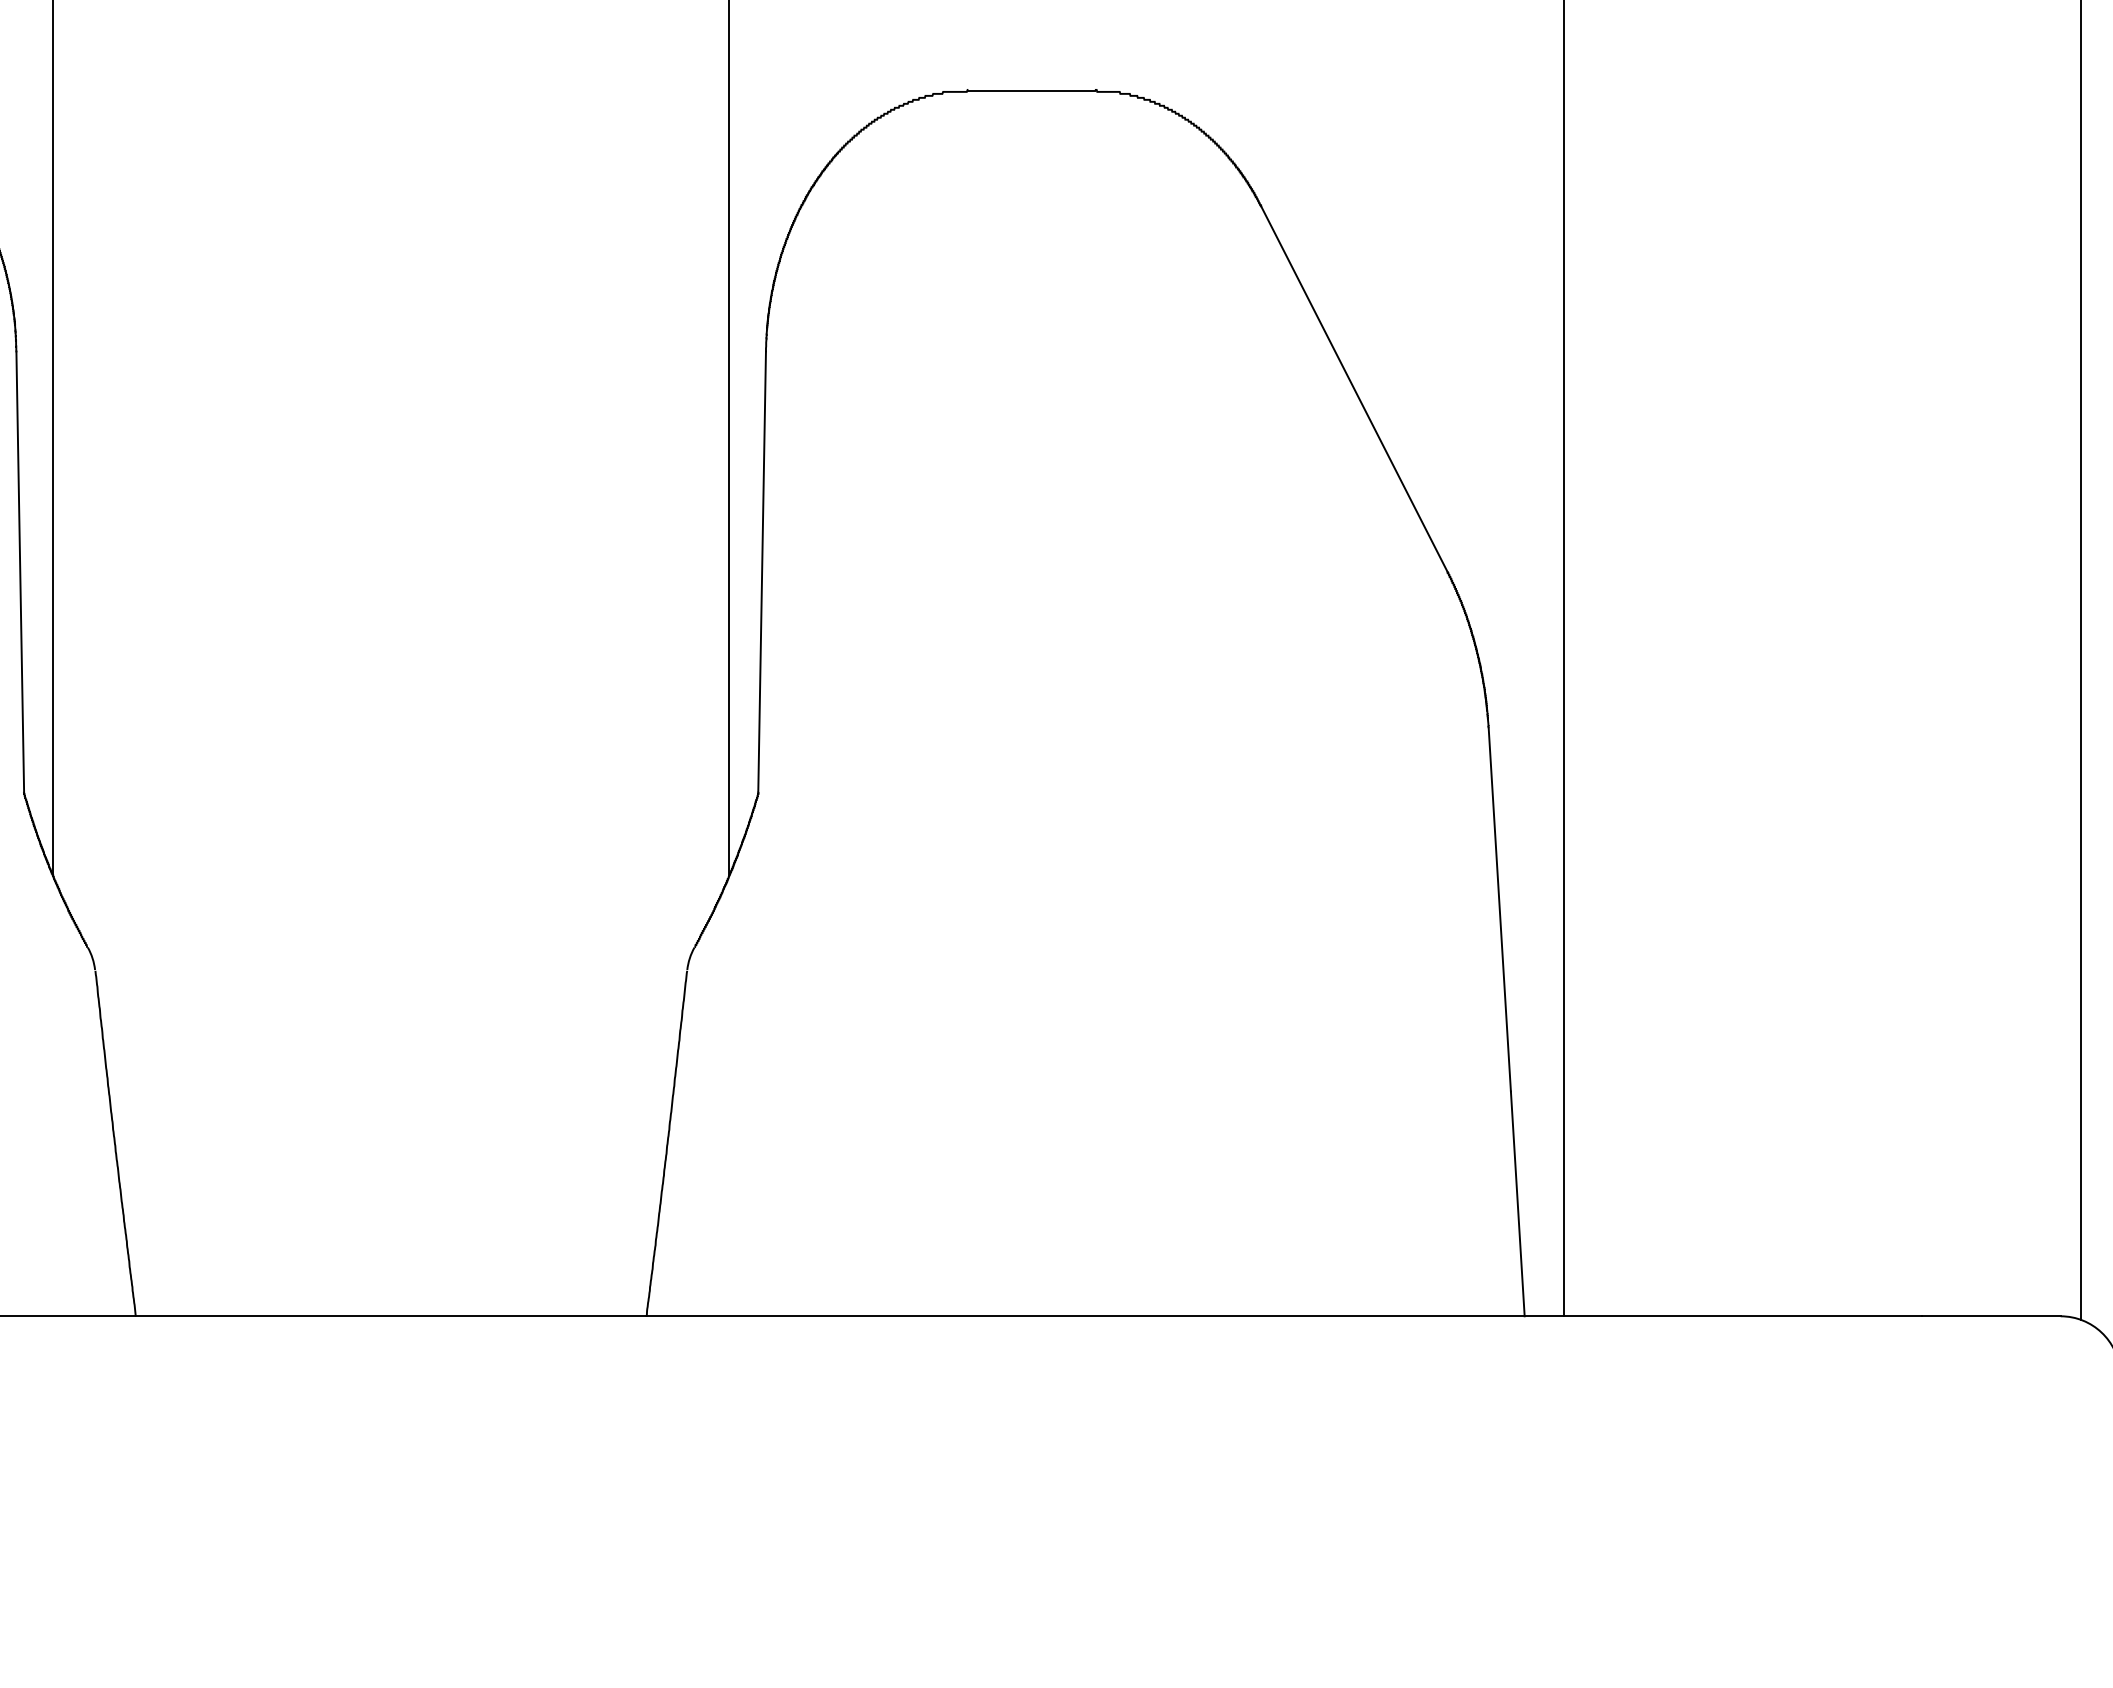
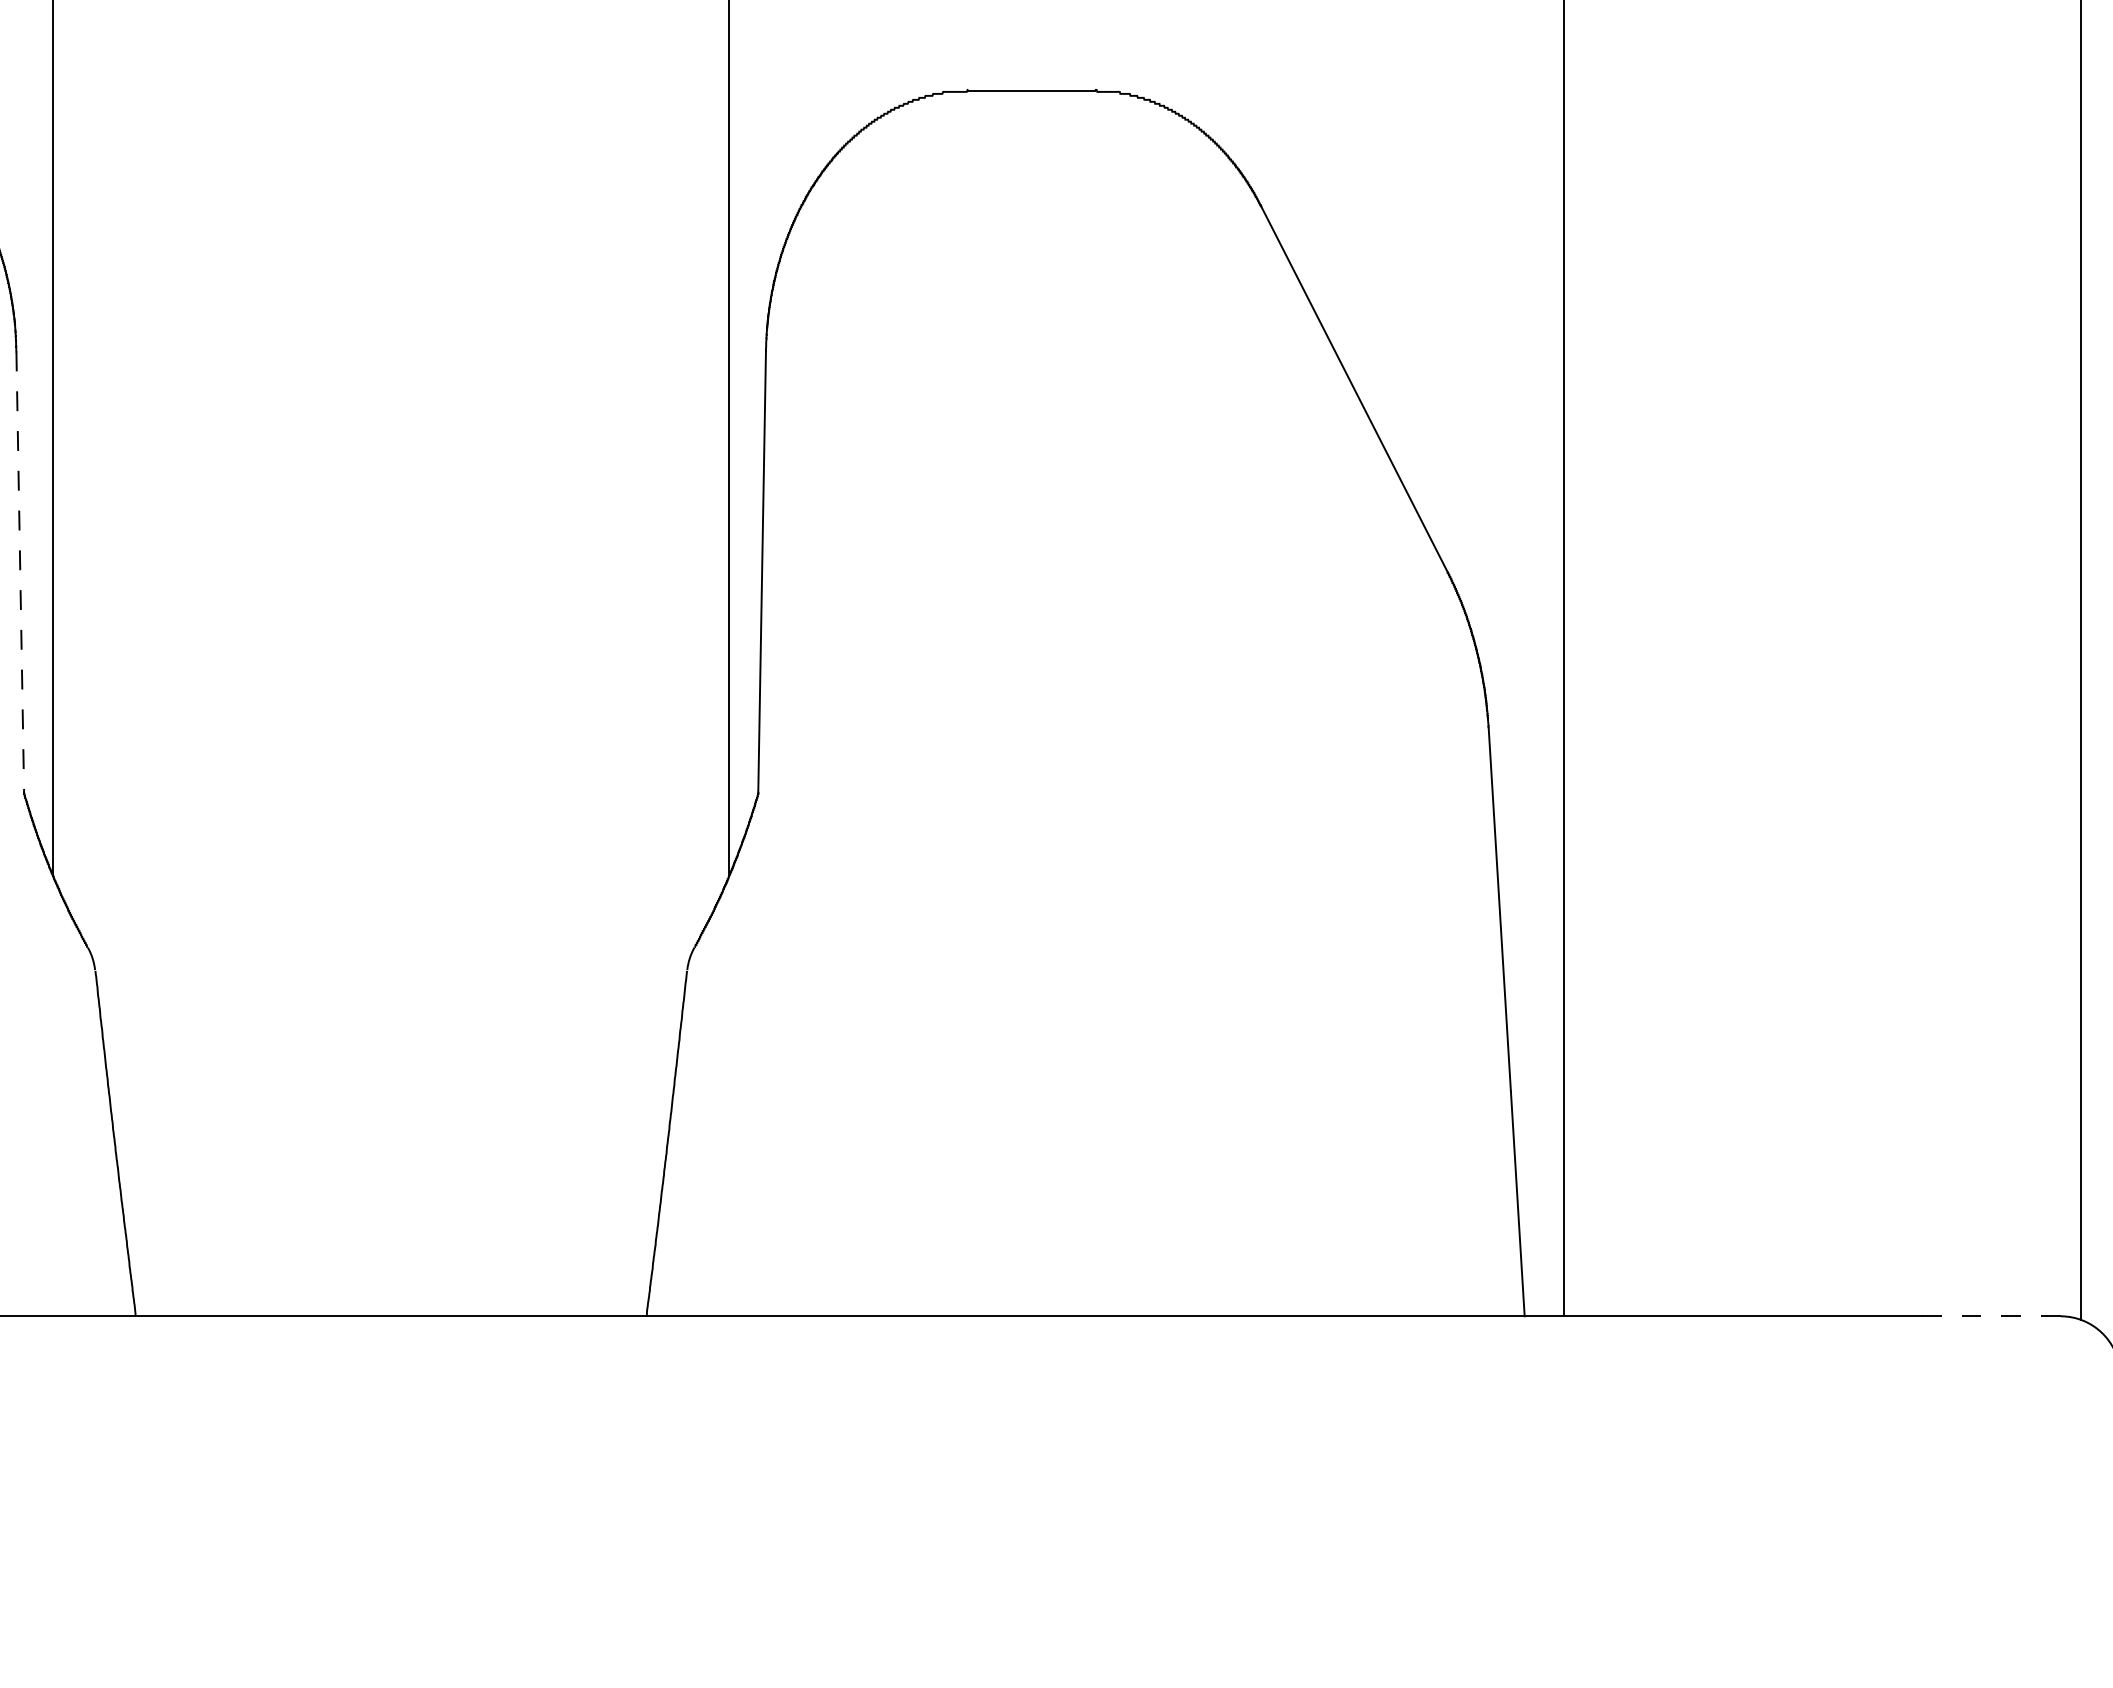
line: solid -> dashed (20, 573)
line: solid -> dashed (1991, 1316)
